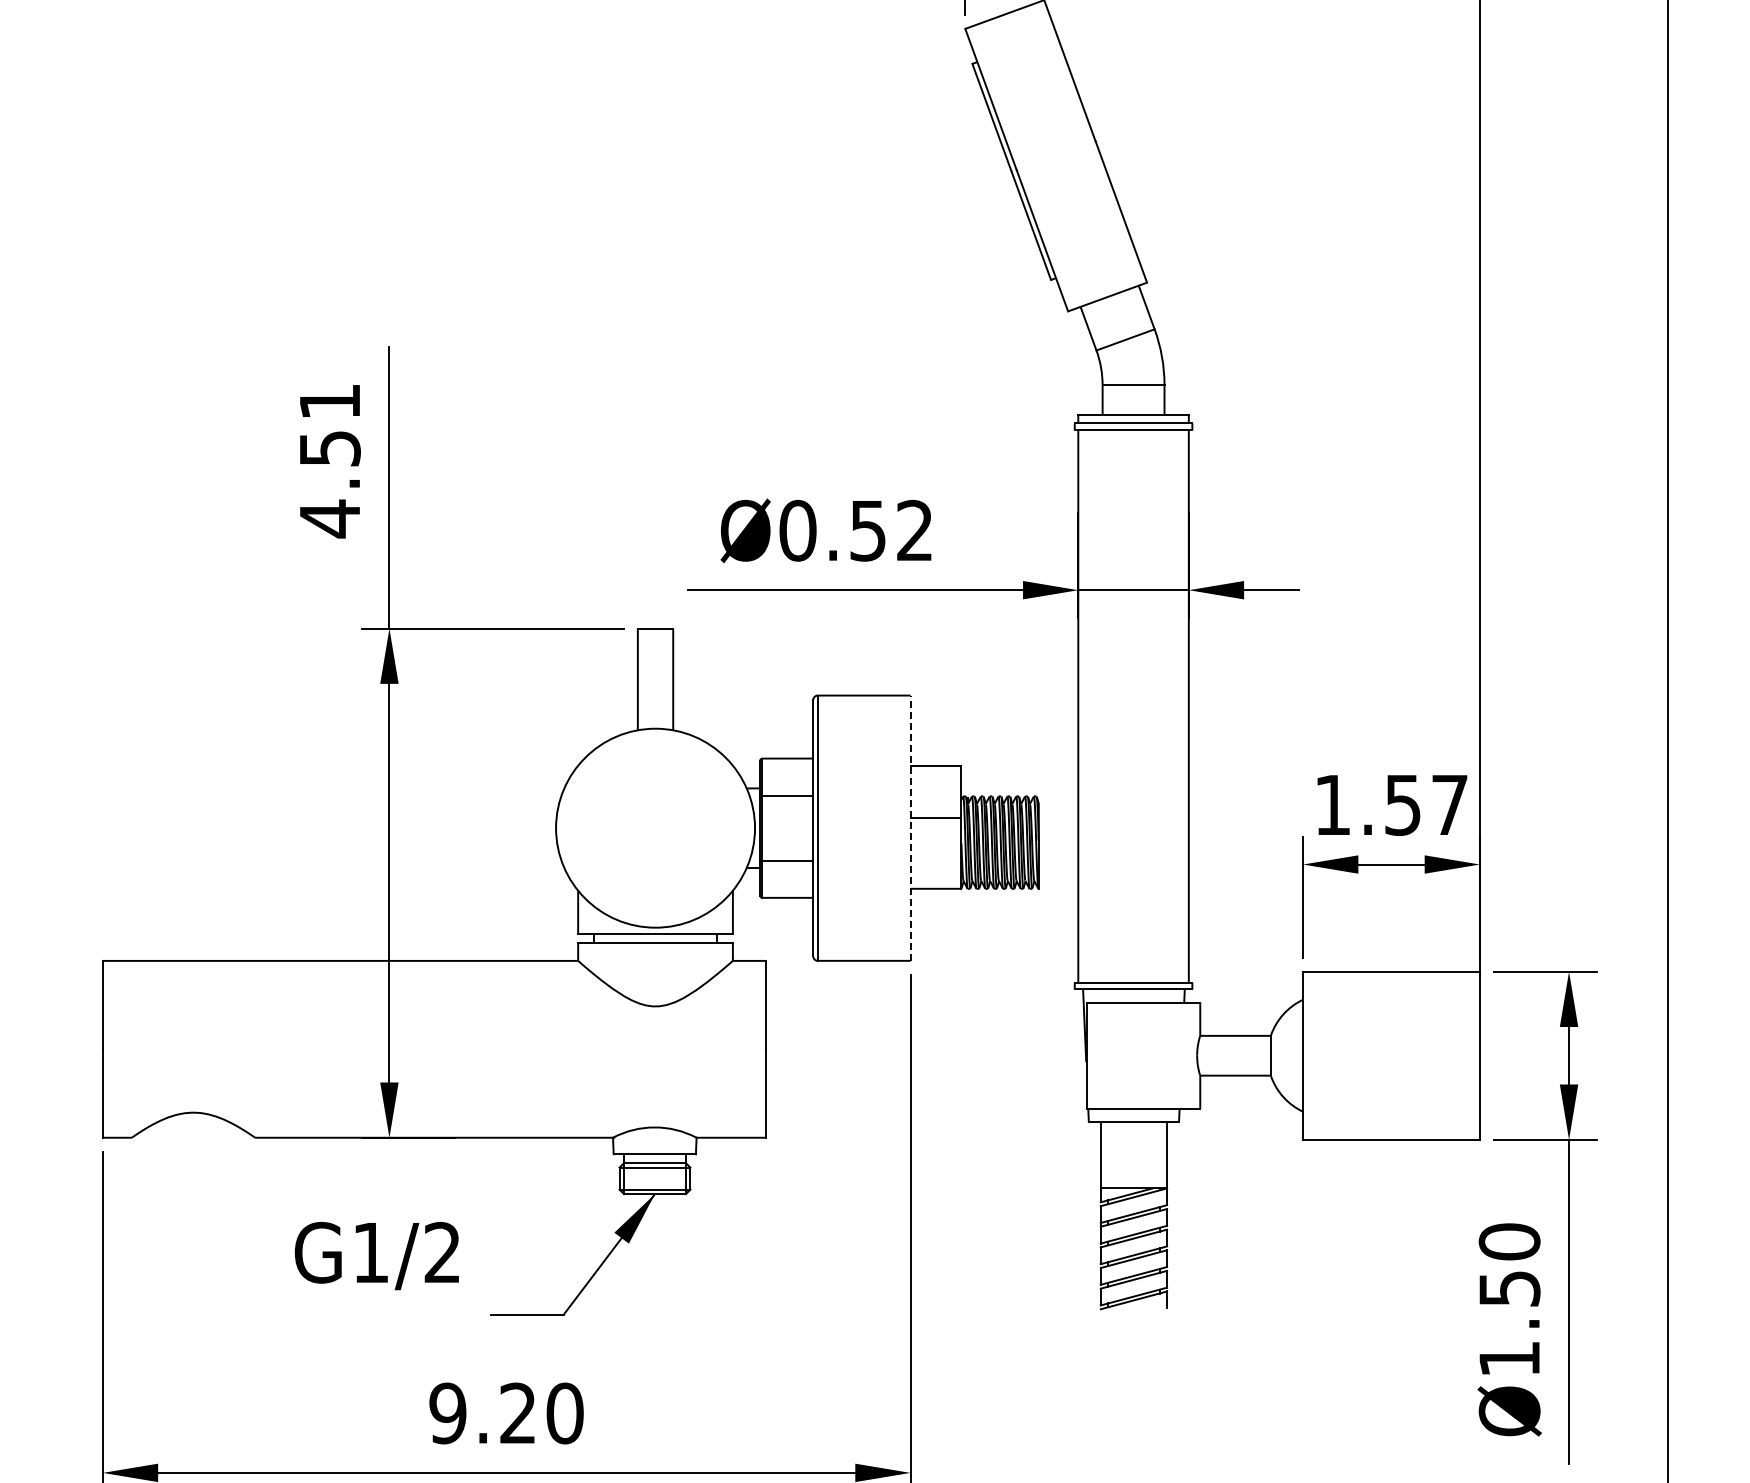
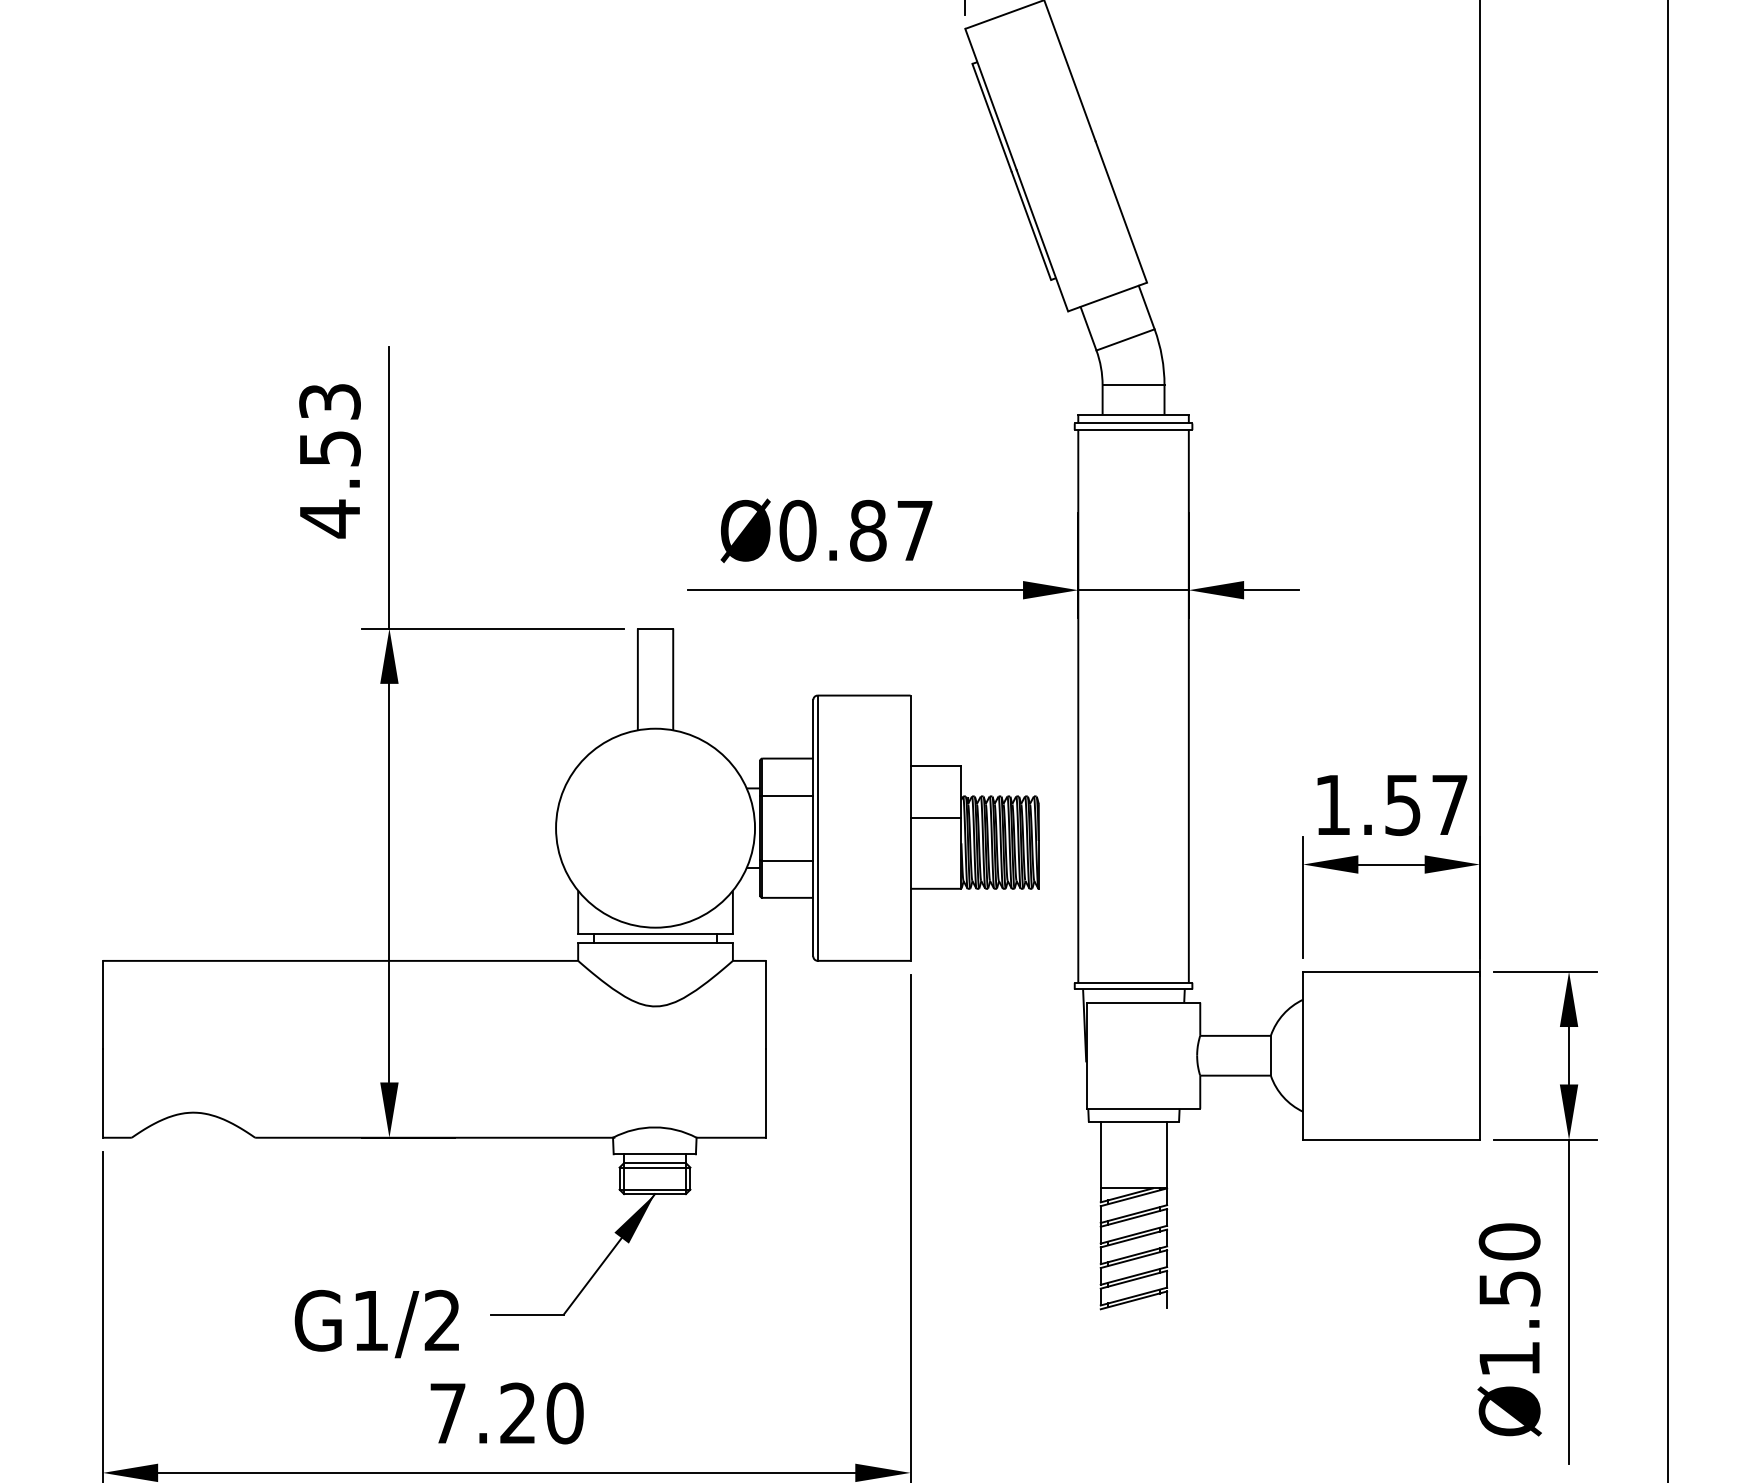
text: 4.51 -> 4.53 (329, 401)
text: Ø0.52 -> Ø0.87 (891, 530)
line: dashed -> solid (910, 828)
text position: (376, 1256) -> (376, 1324) (376, 1324)
text: 9.20 -> 7.20 (447, 1413)
